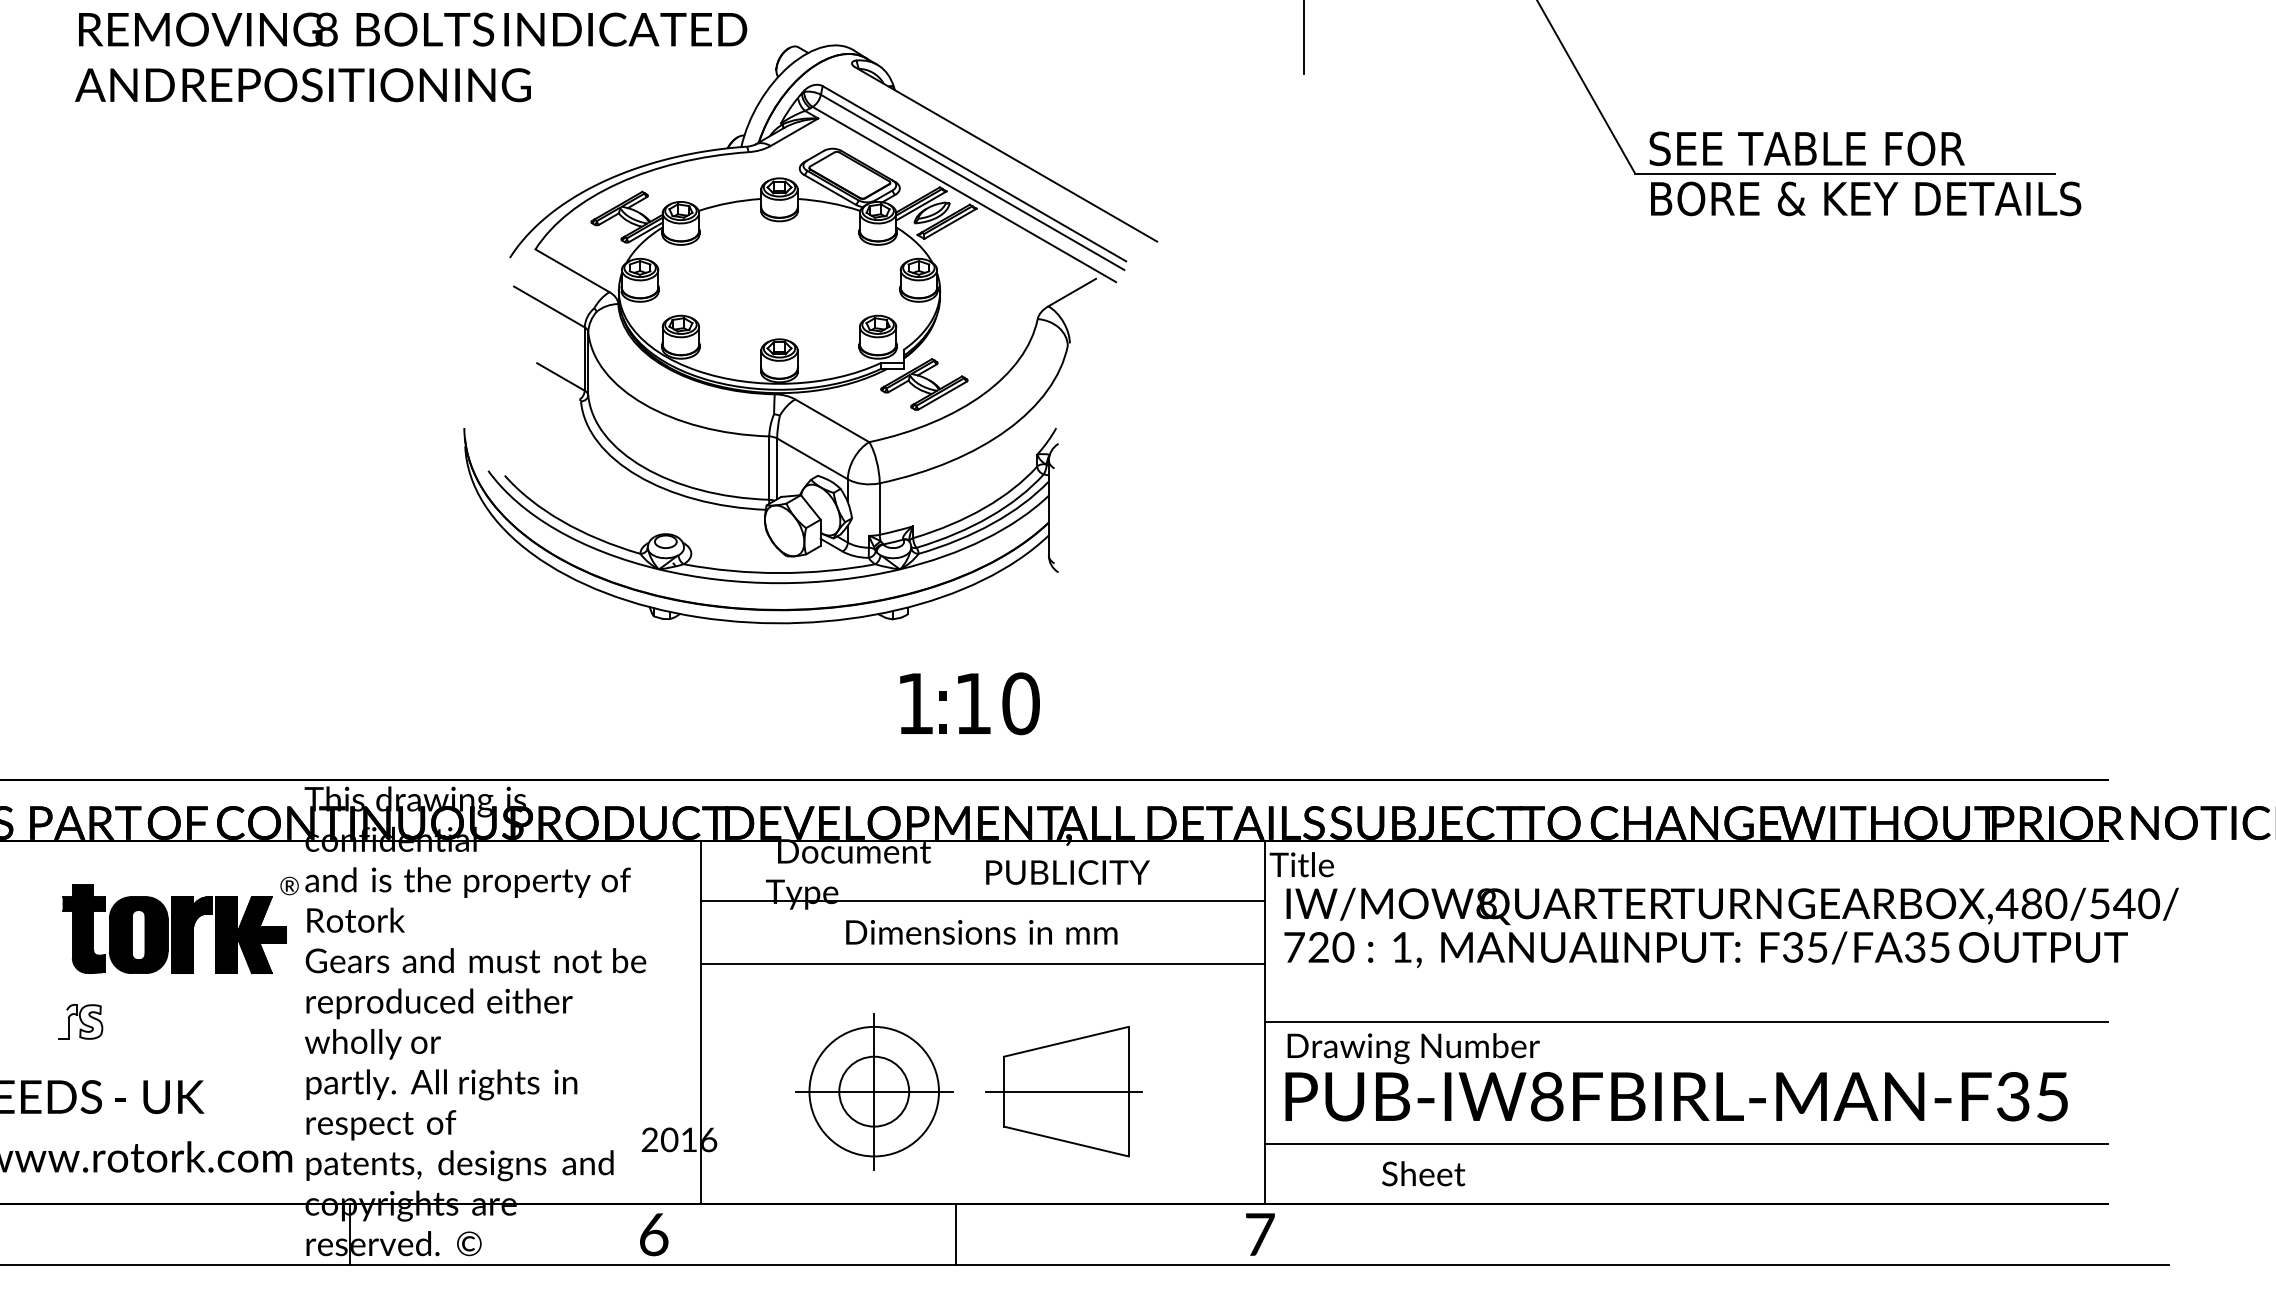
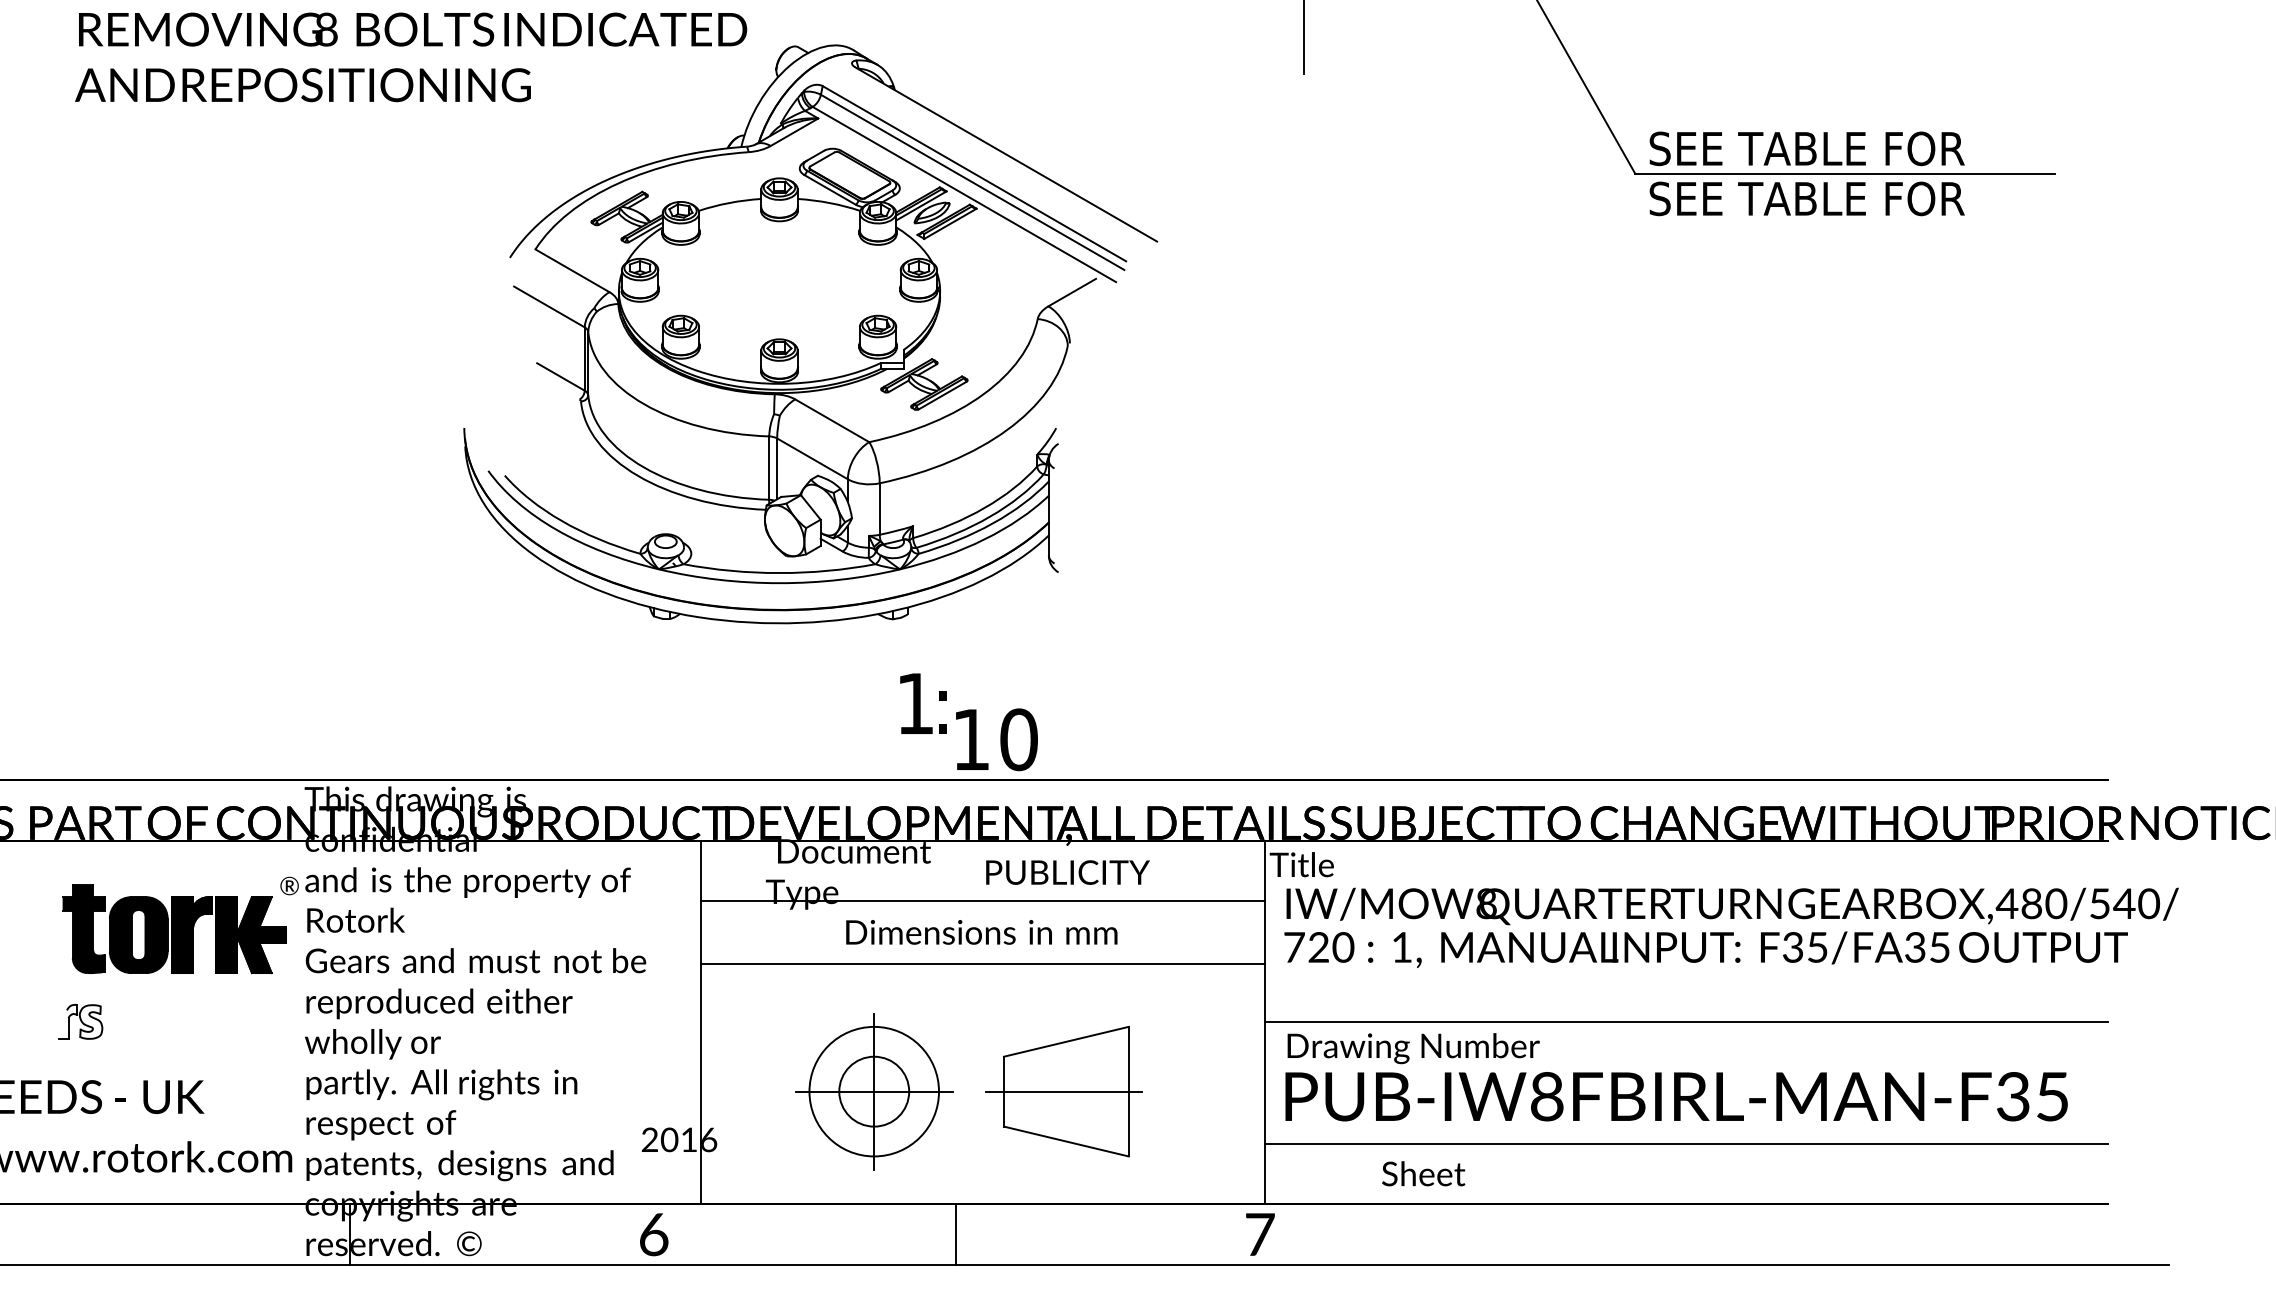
text: BORE & KEY DETAILS -> SEE TABLE FOR (1865, 198)
text position: (998, 703) -> (996, 739) (996, 739)
